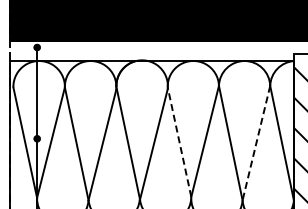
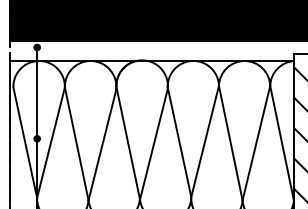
line: dashed -> solid (179, 141)
line: dashed -> solid (256, 143)
